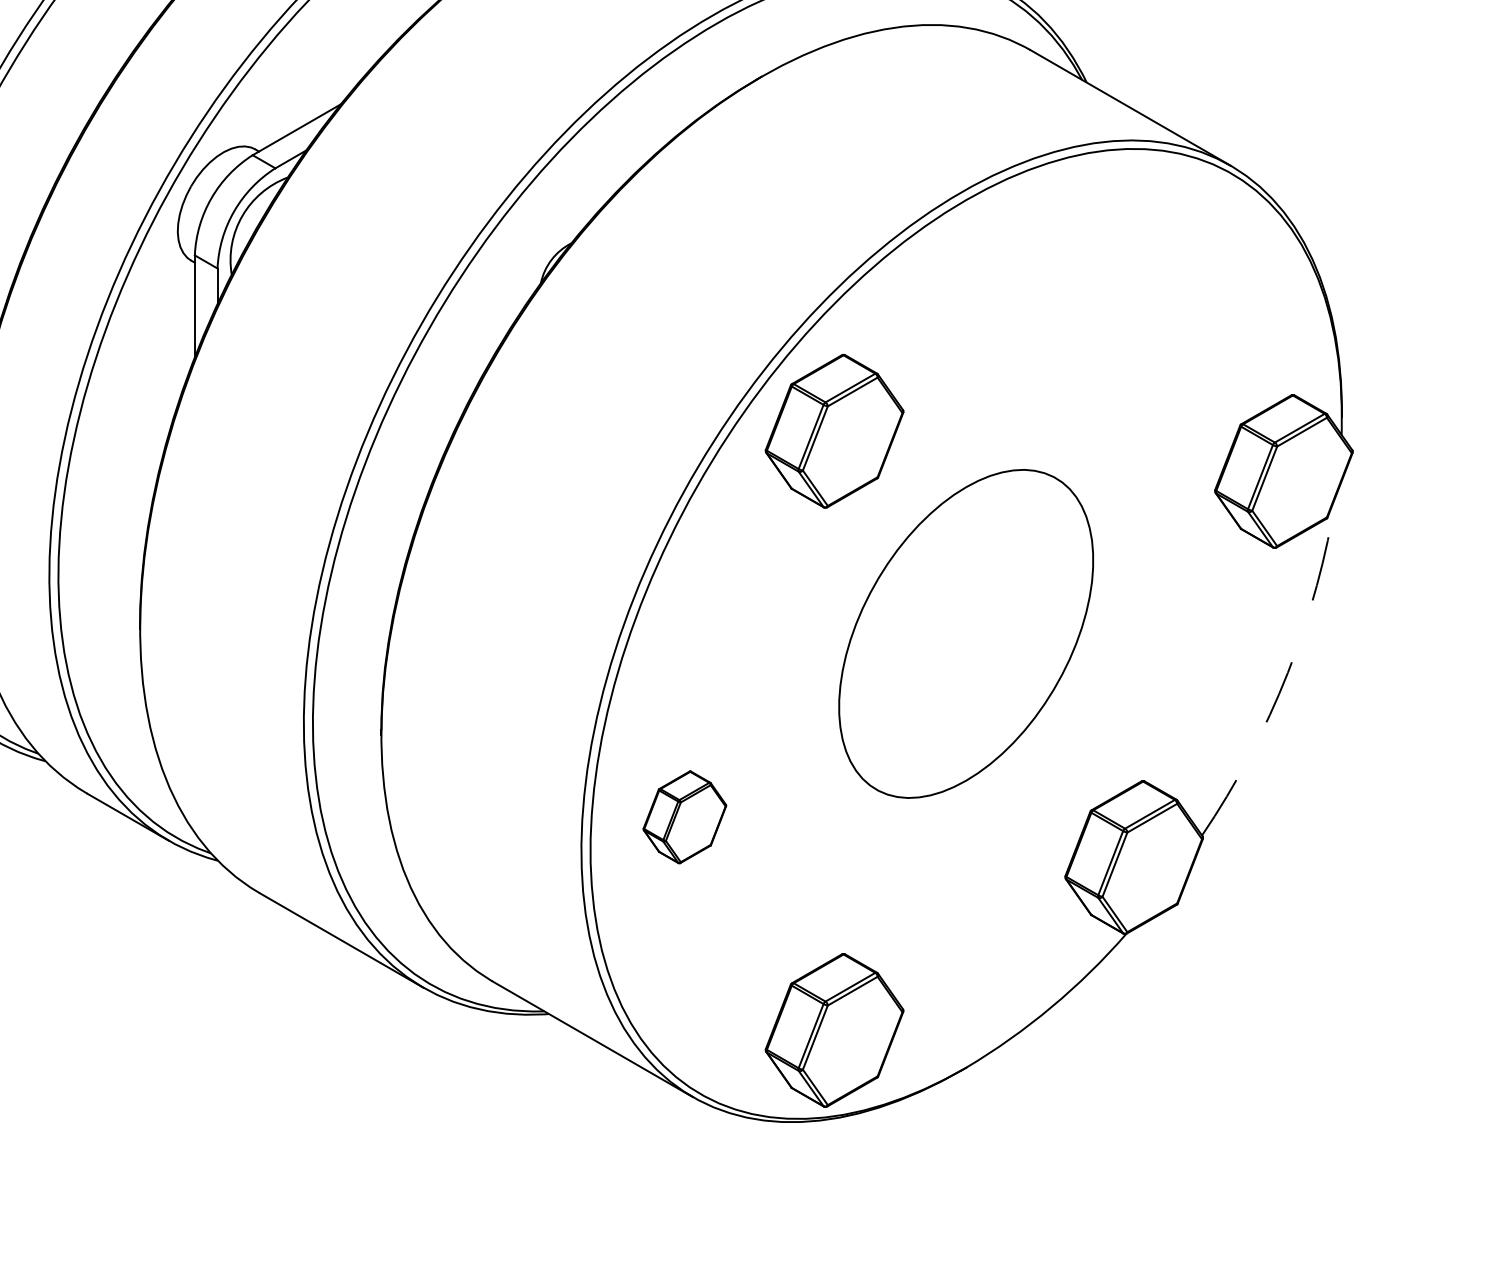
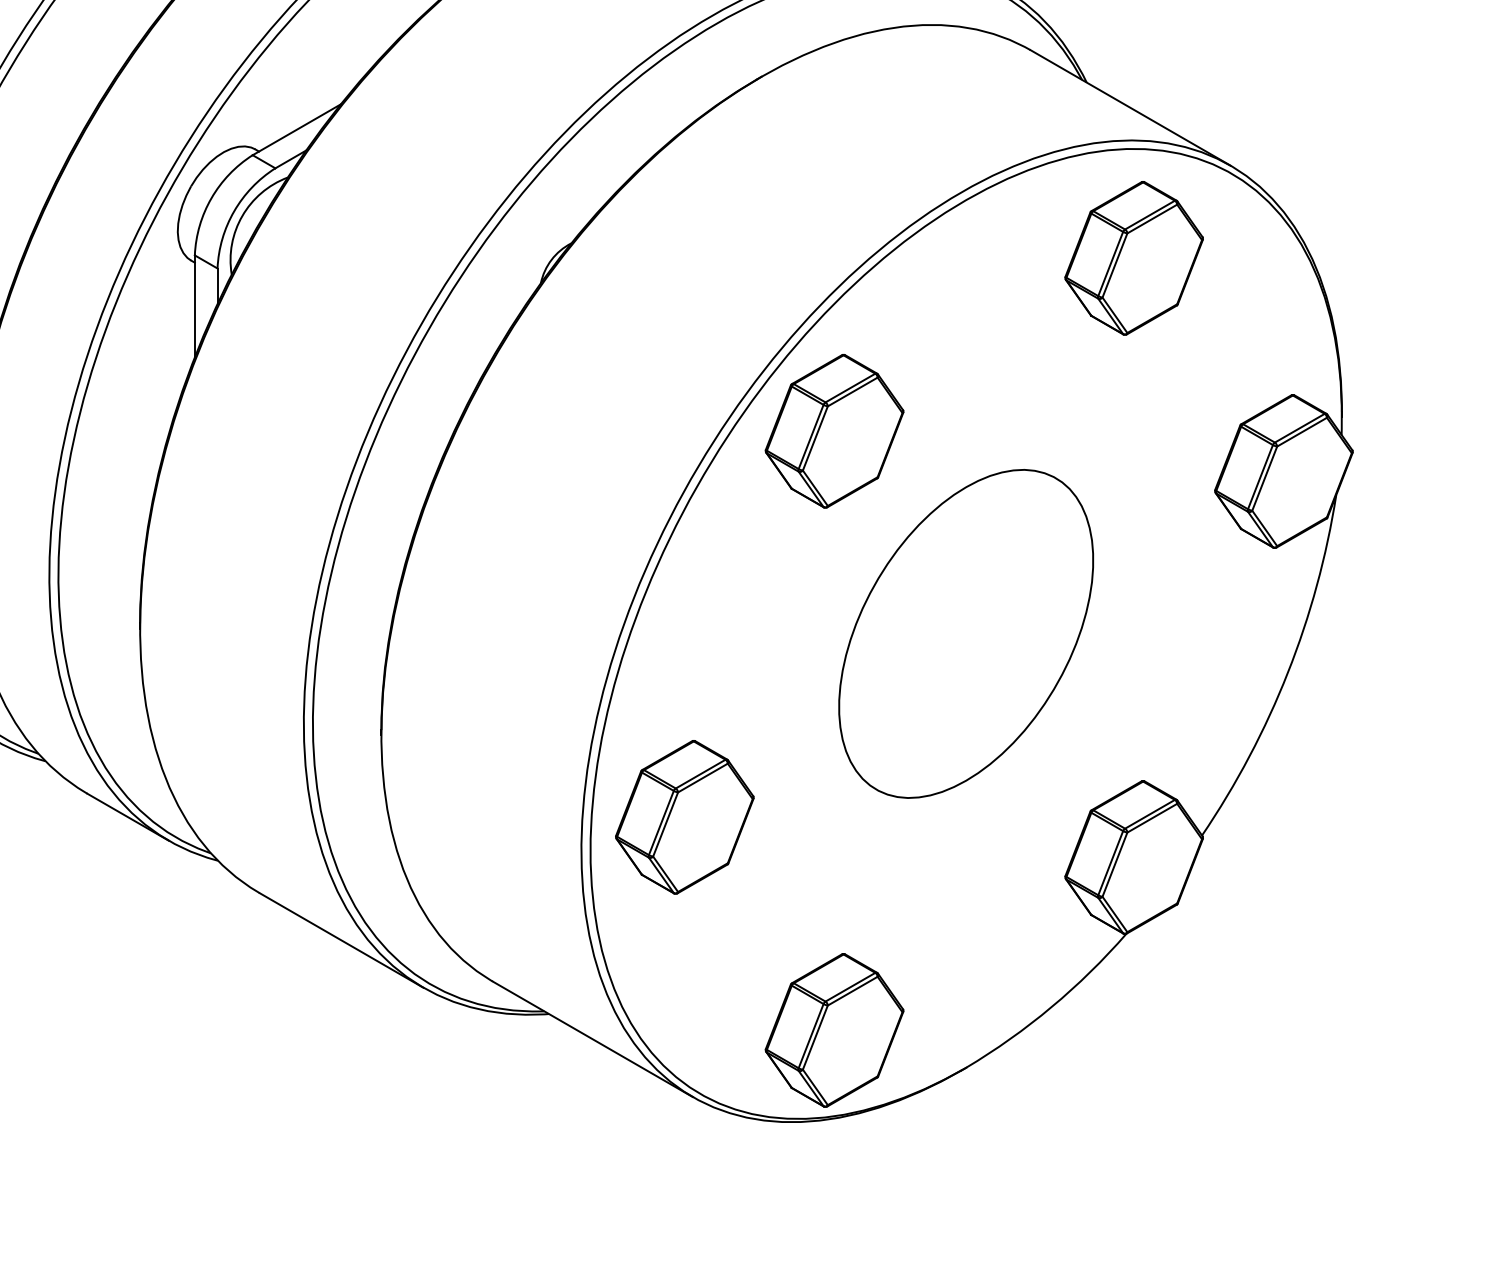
part: none -> present (1133, 258)
arc: dashed -> solid (1287, 672)
part size: 86x95 px -> 140x155 px (684, 817)
